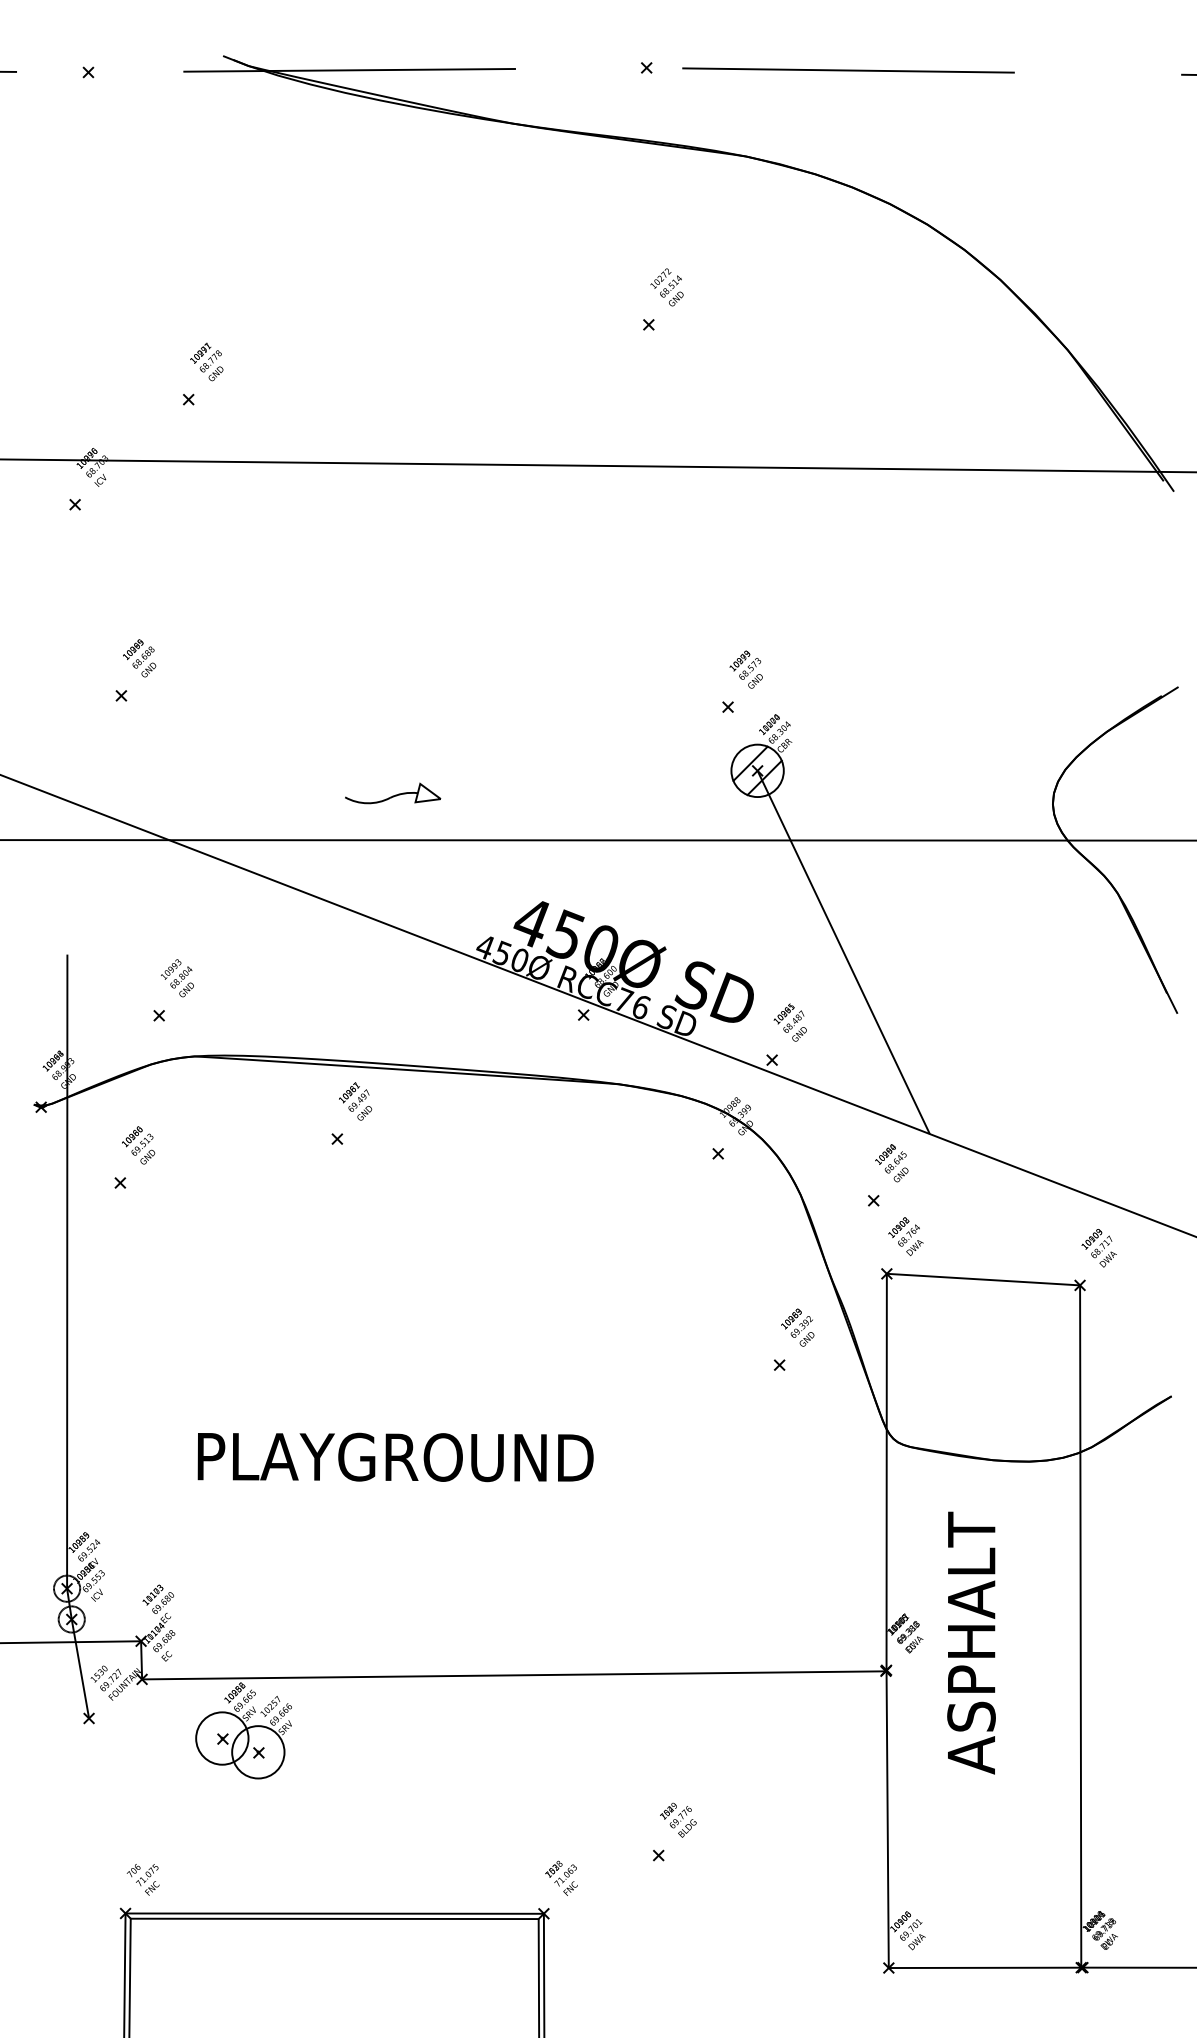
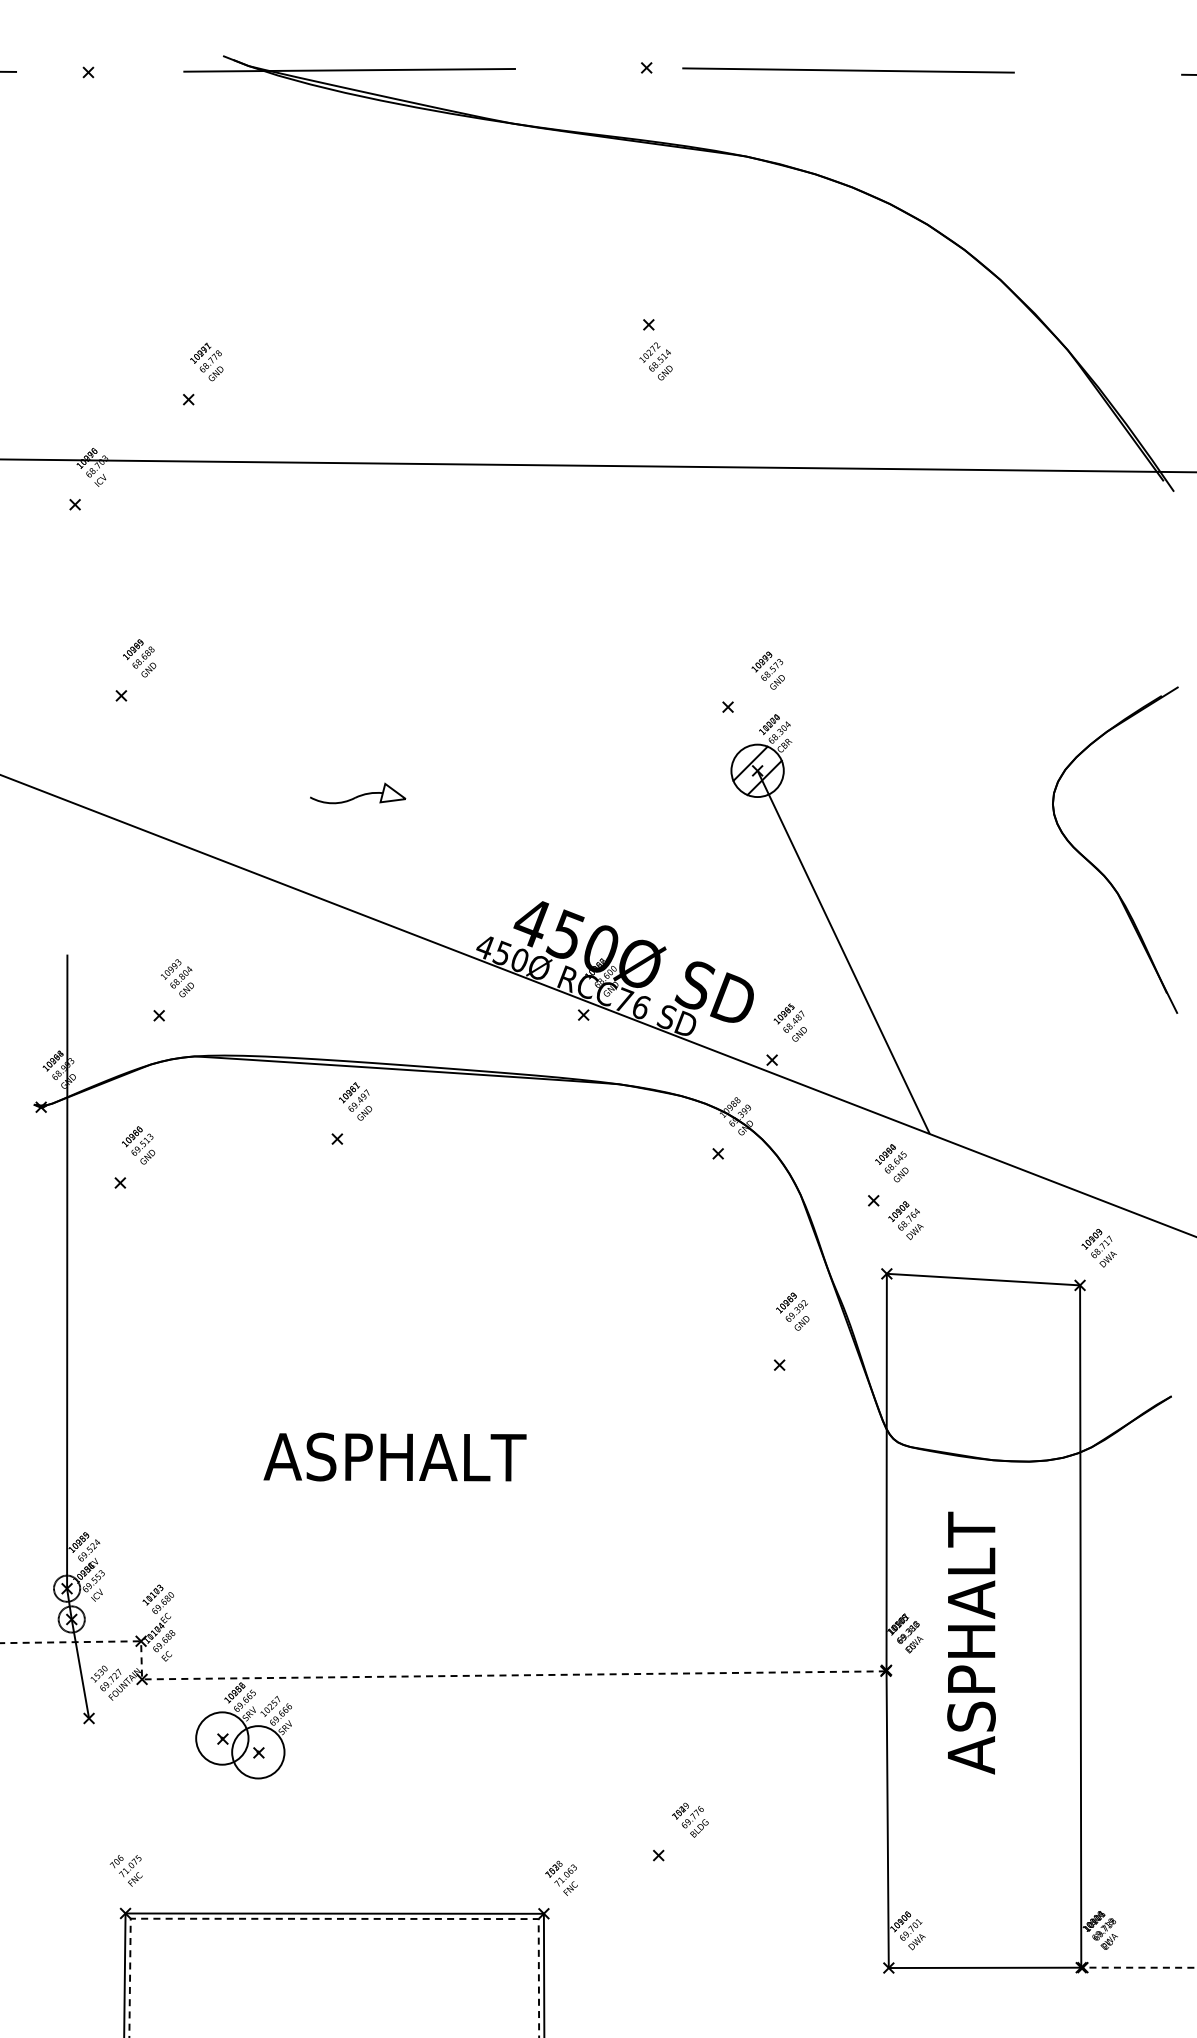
text position: (666, 287) -> (655, 361) (655, 361)
text position: (745, 669) -> (767, 670) (767, 670)
part position: (393, 793) -> (358, 793) (358, 793)
line: present -> none (597, 840)
text position: (905, 1236) -> (905, 1220) (905, 1220)
text position: (797, 1327) -> (792, 1311) (792, 1311)
text: PLAYGROUND -> ASPHALT (395, 1457)
line: solid -> dashed (423, 1676)
text position: (678, 1819) -> (690, 1819) (690, 1819)
text position: (142, 1879) -> (125, 1870) (125, 1870)
line: solid -> dashed (333, 1918)
line: solid -> dashed (1139, 1967)
